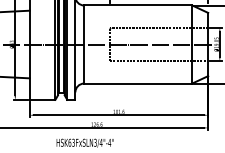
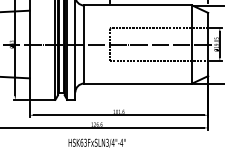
text position: (84, 142) -> (96, 142) (96, 142)
